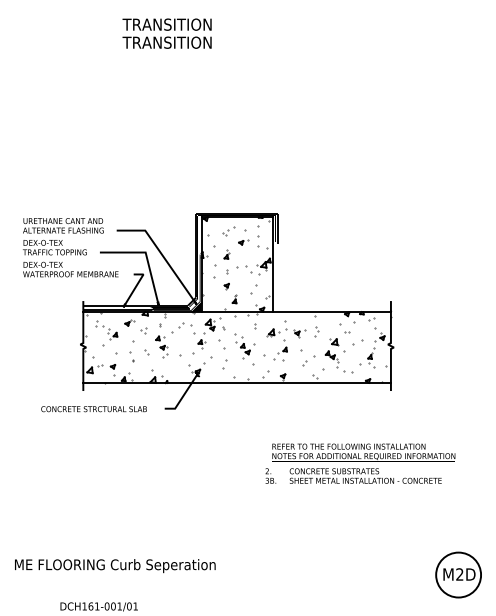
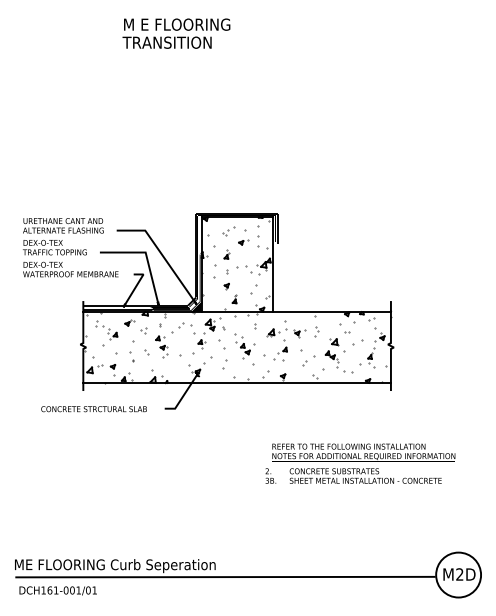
text: TRANSITION -> M E FLOORING (176, 24)
line: none -> present (225, 576)
text position: (98, 606) -> (57, 590) (57, 590)
